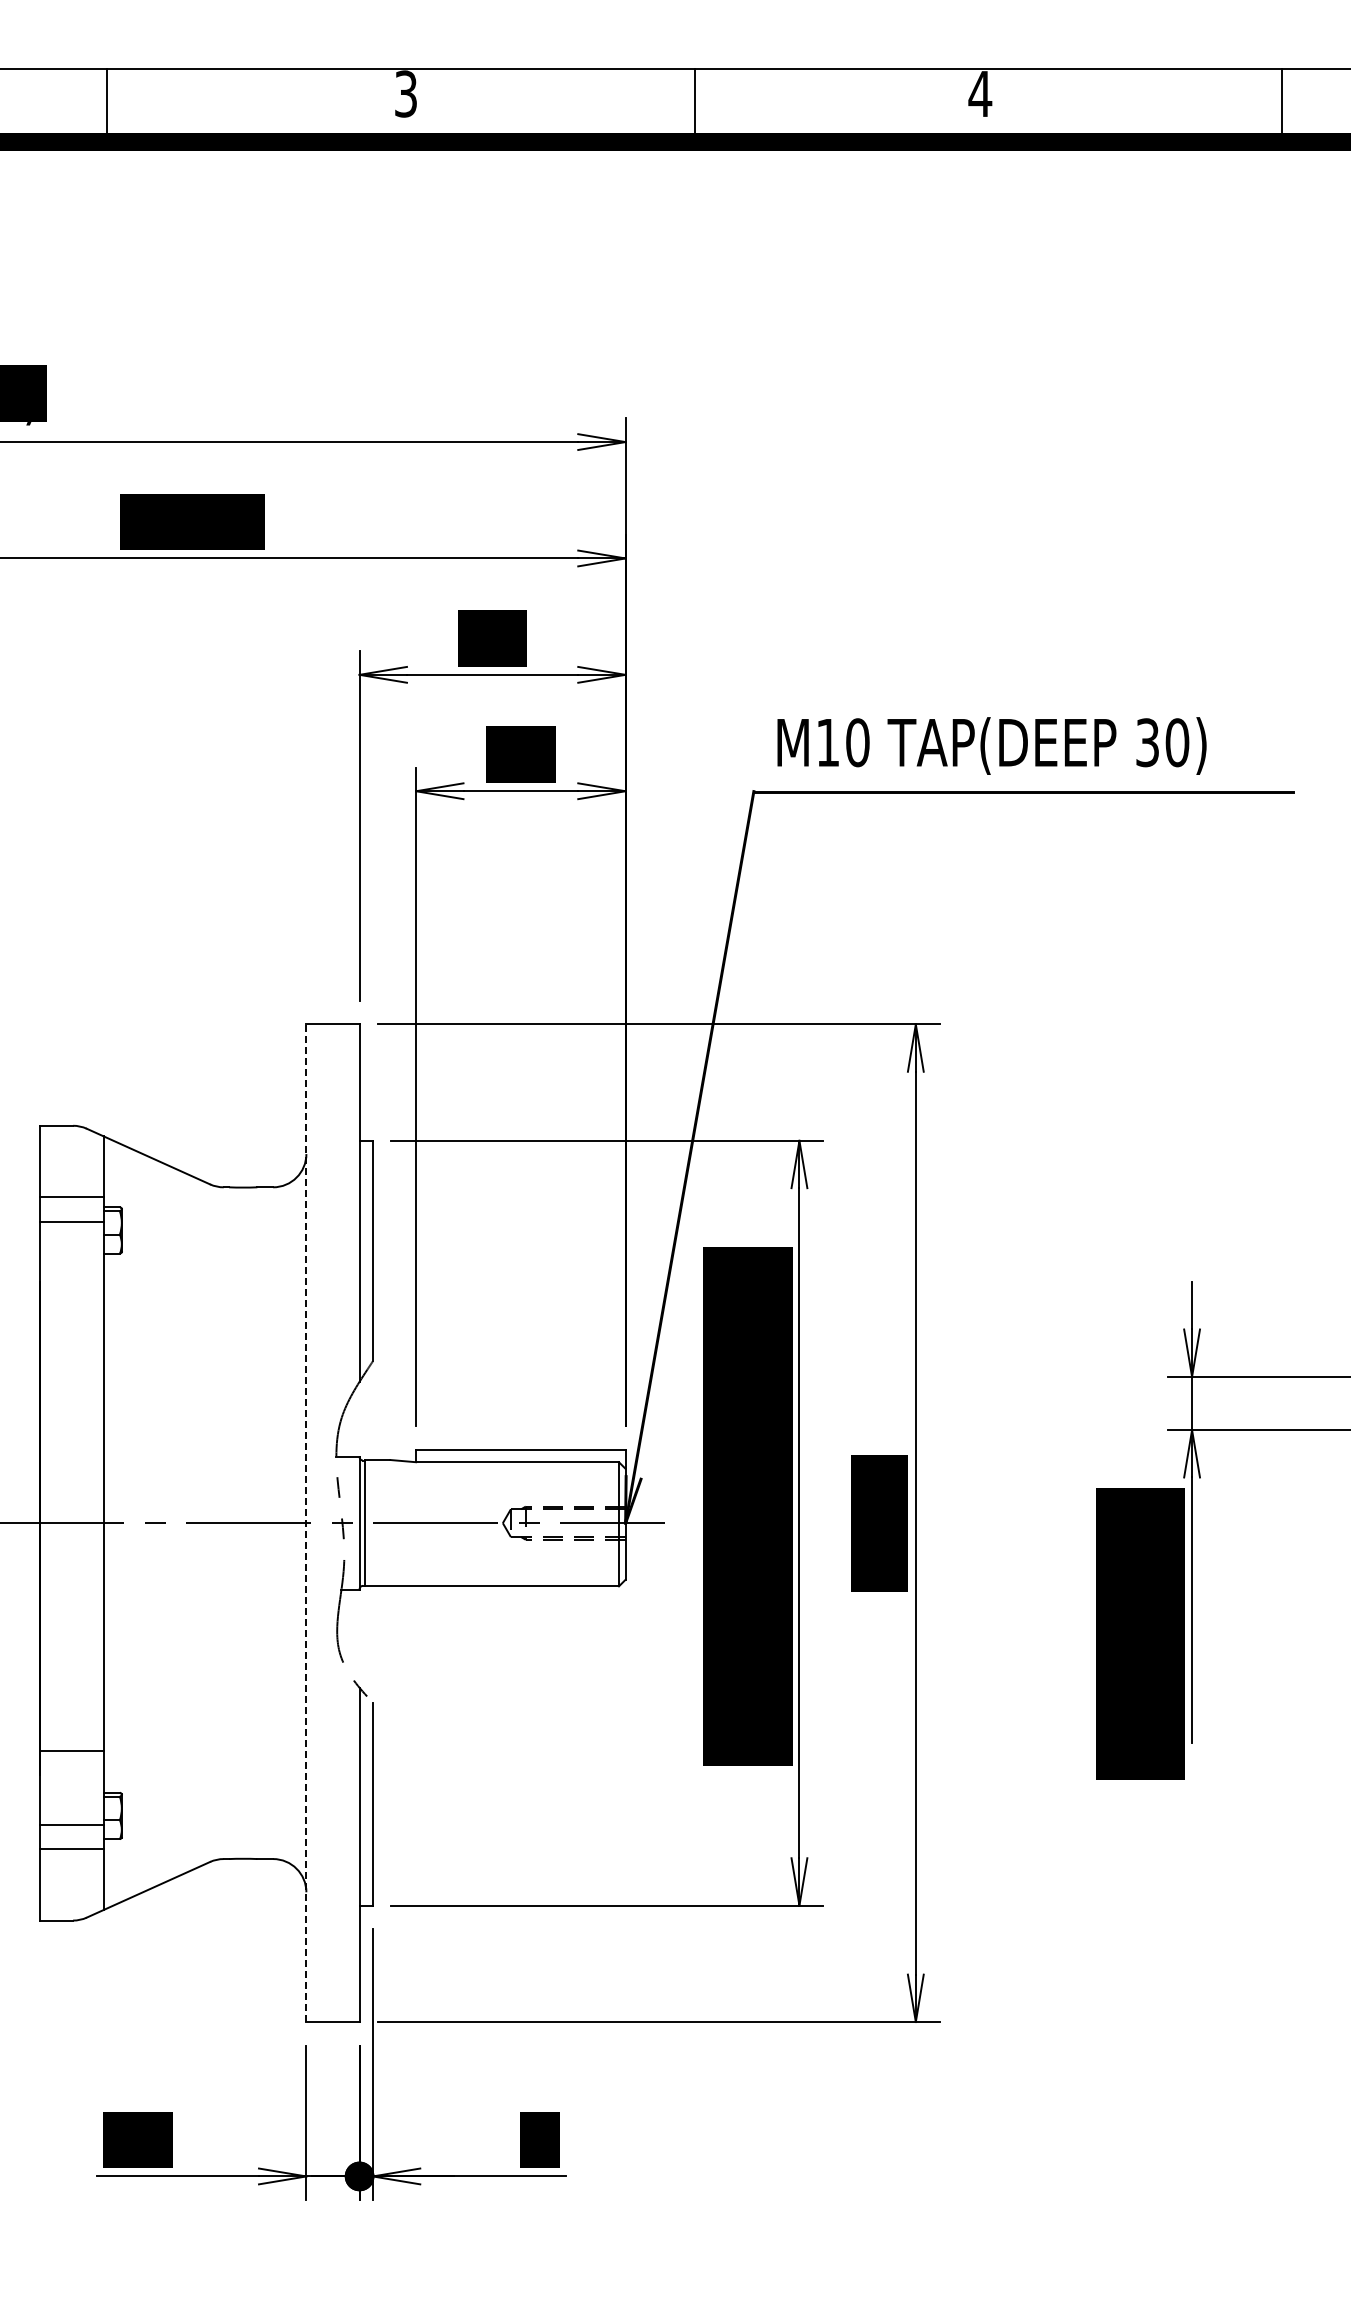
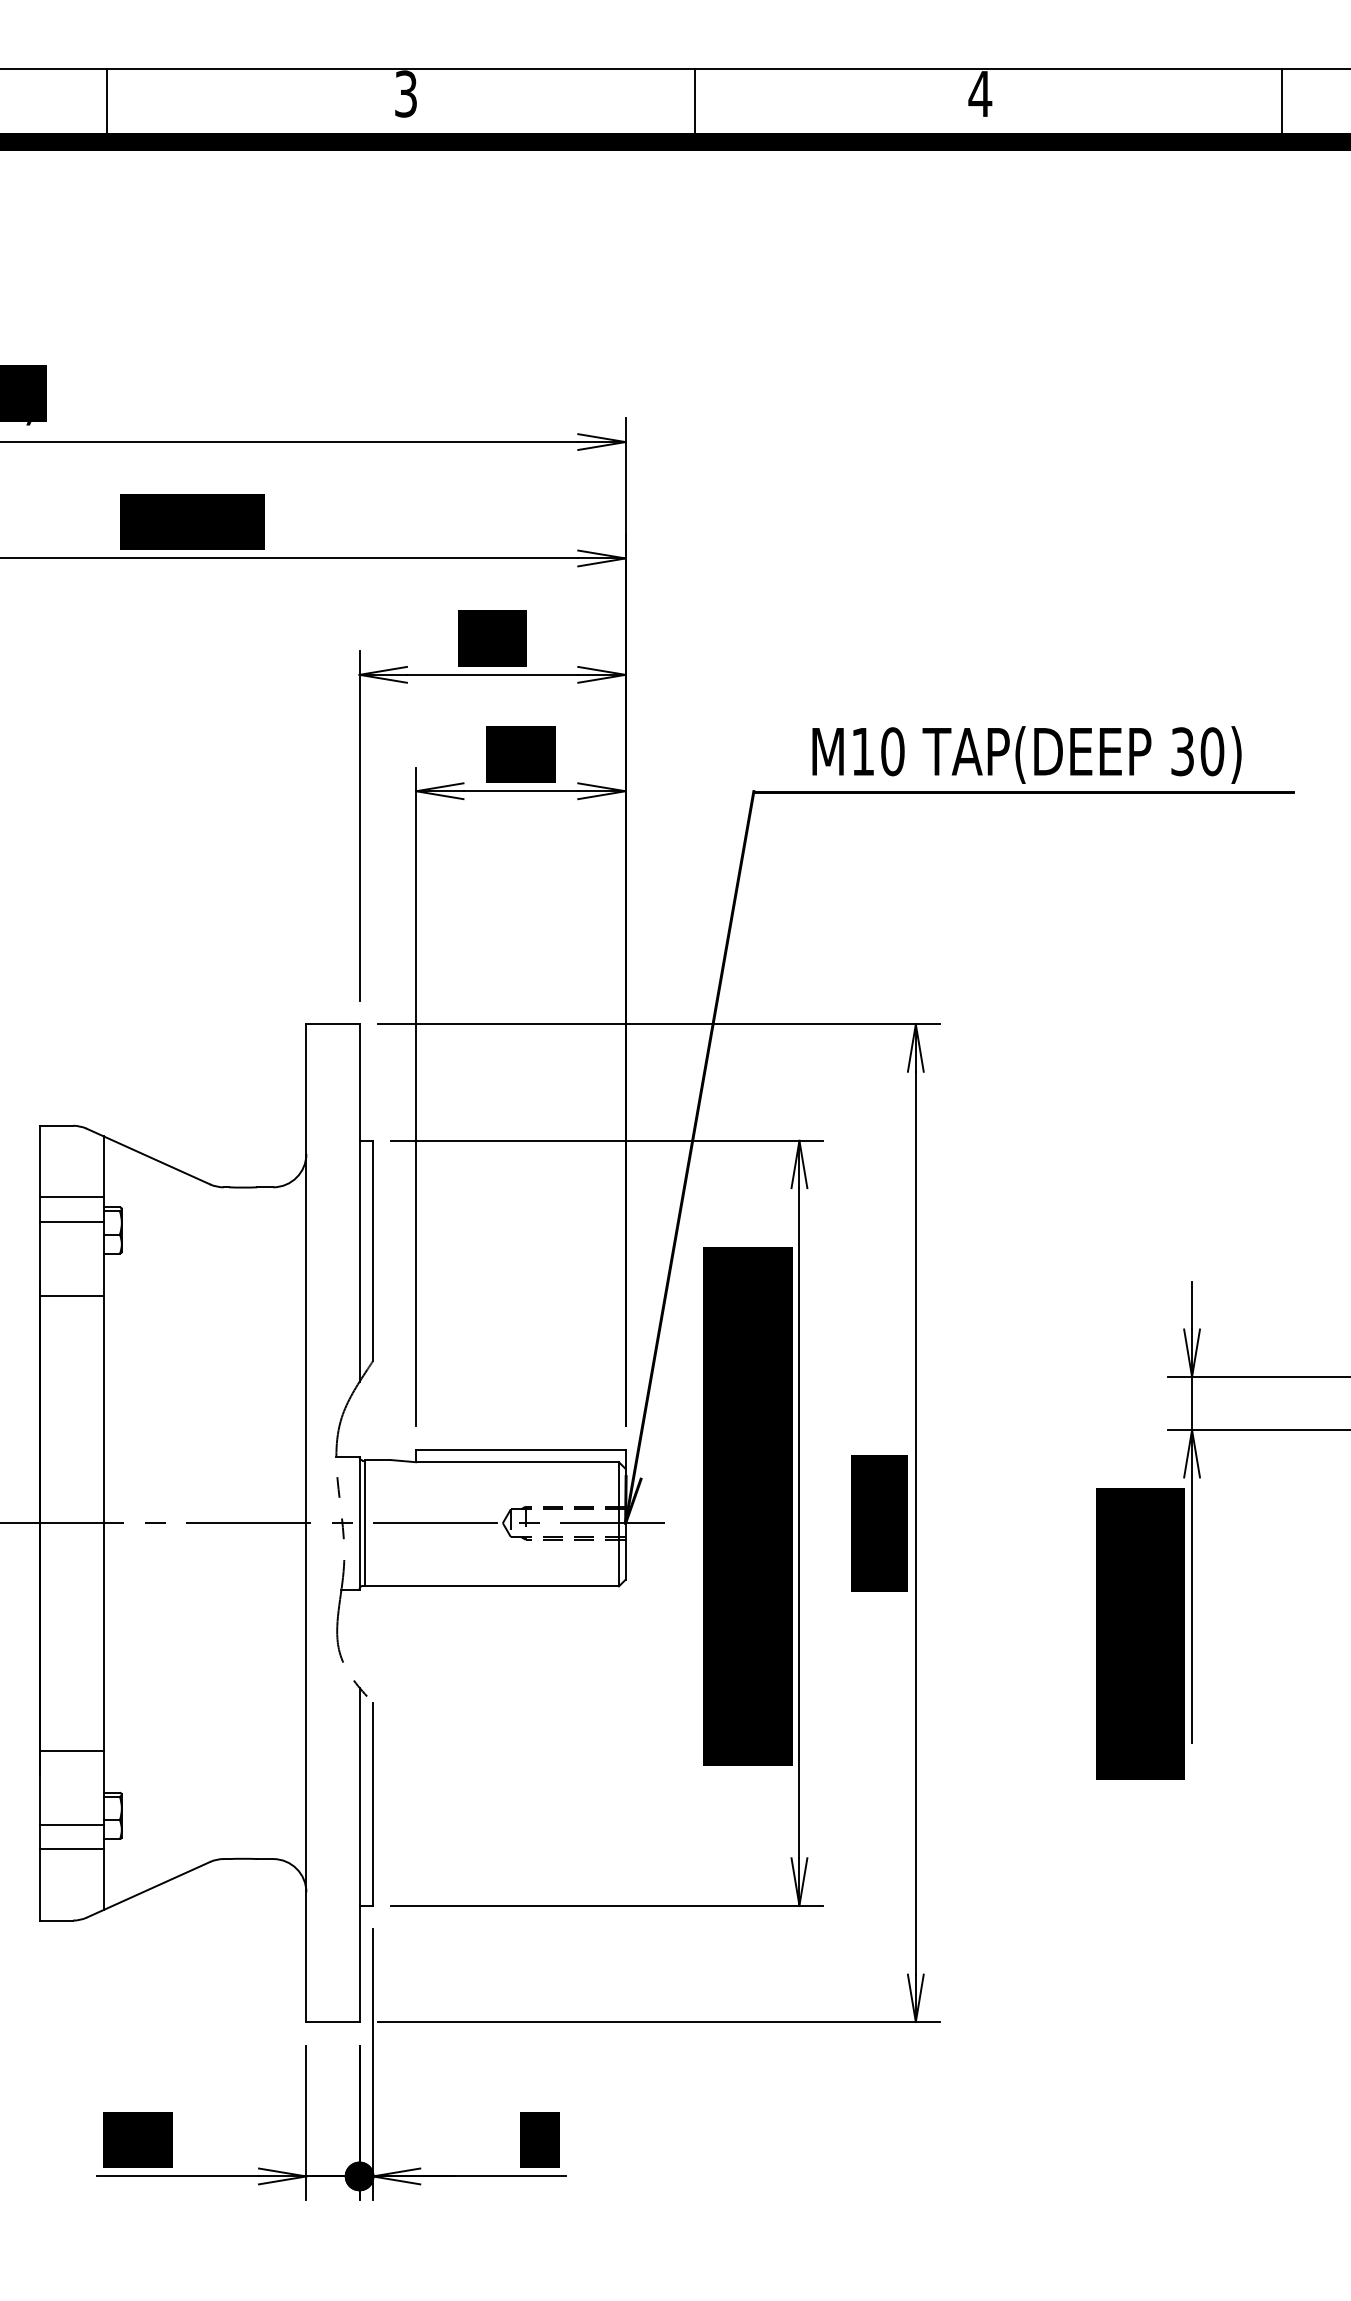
text position: (991, 745) -> (1026, 754) (1026, 754)
line: none -> present (71, 1295)
line: dashed -> solid (306, 1523)
